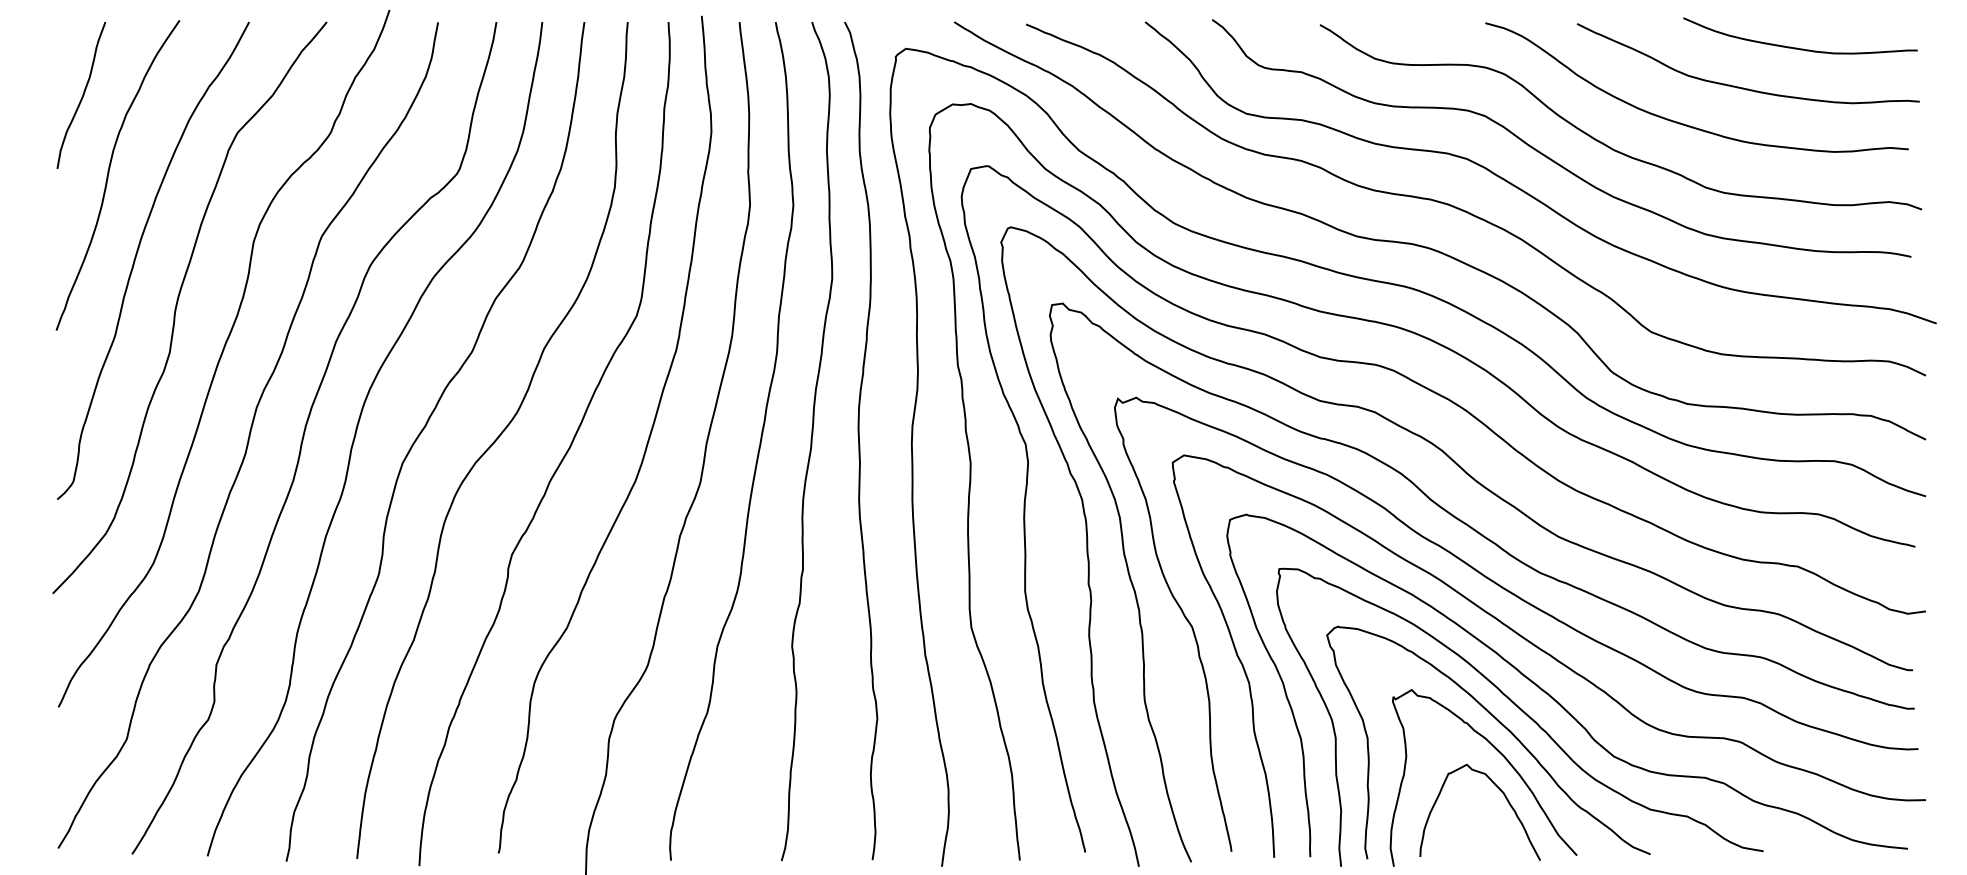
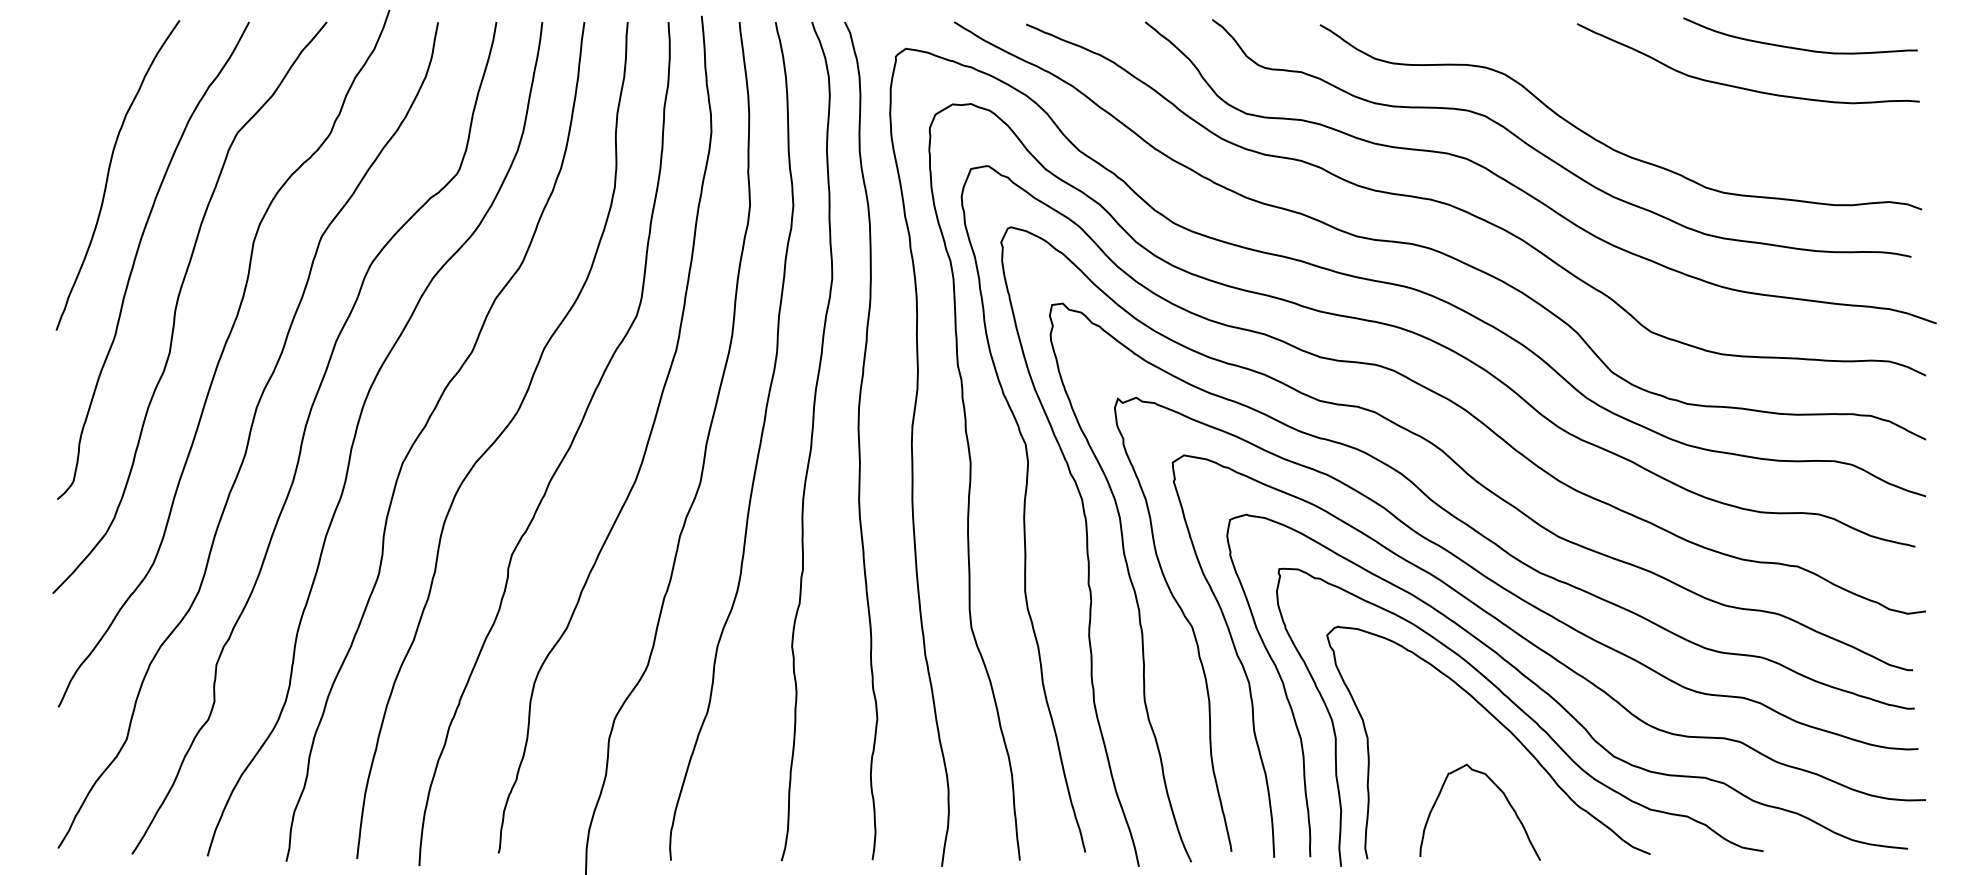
curve: present -> none (82, 95)
curve: present -> none (1687, 124)
curve: present -> none (1503, 757)
